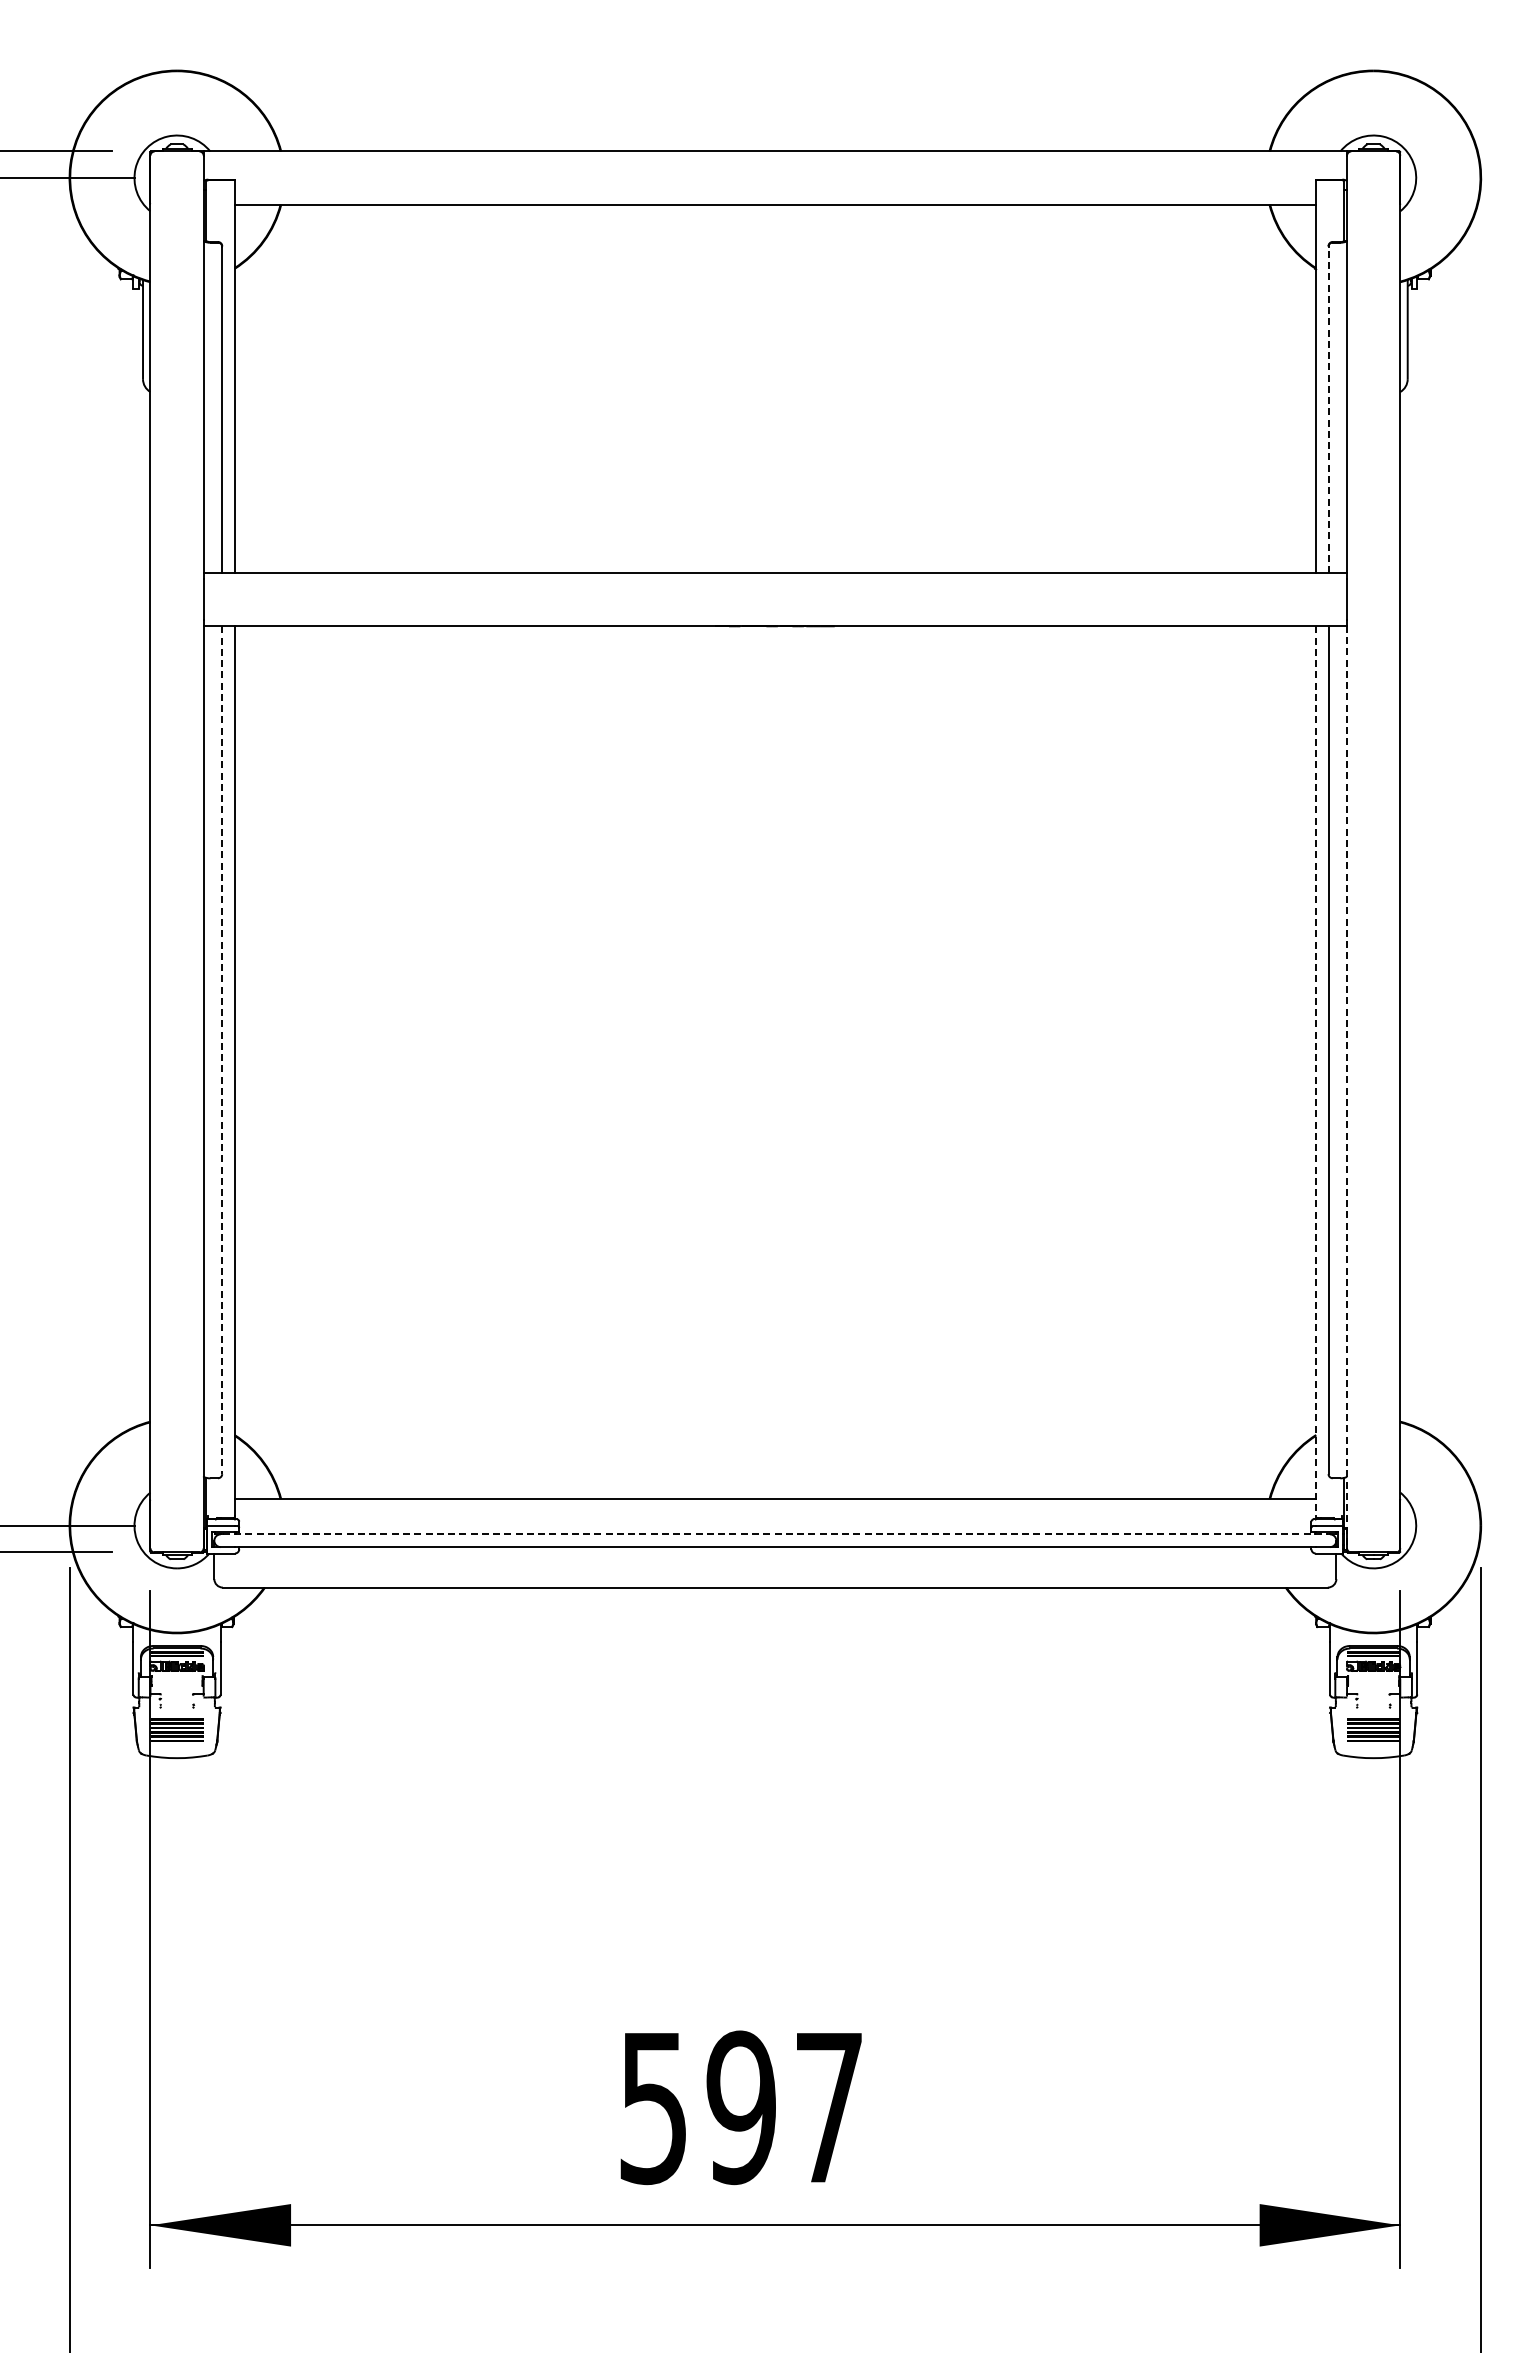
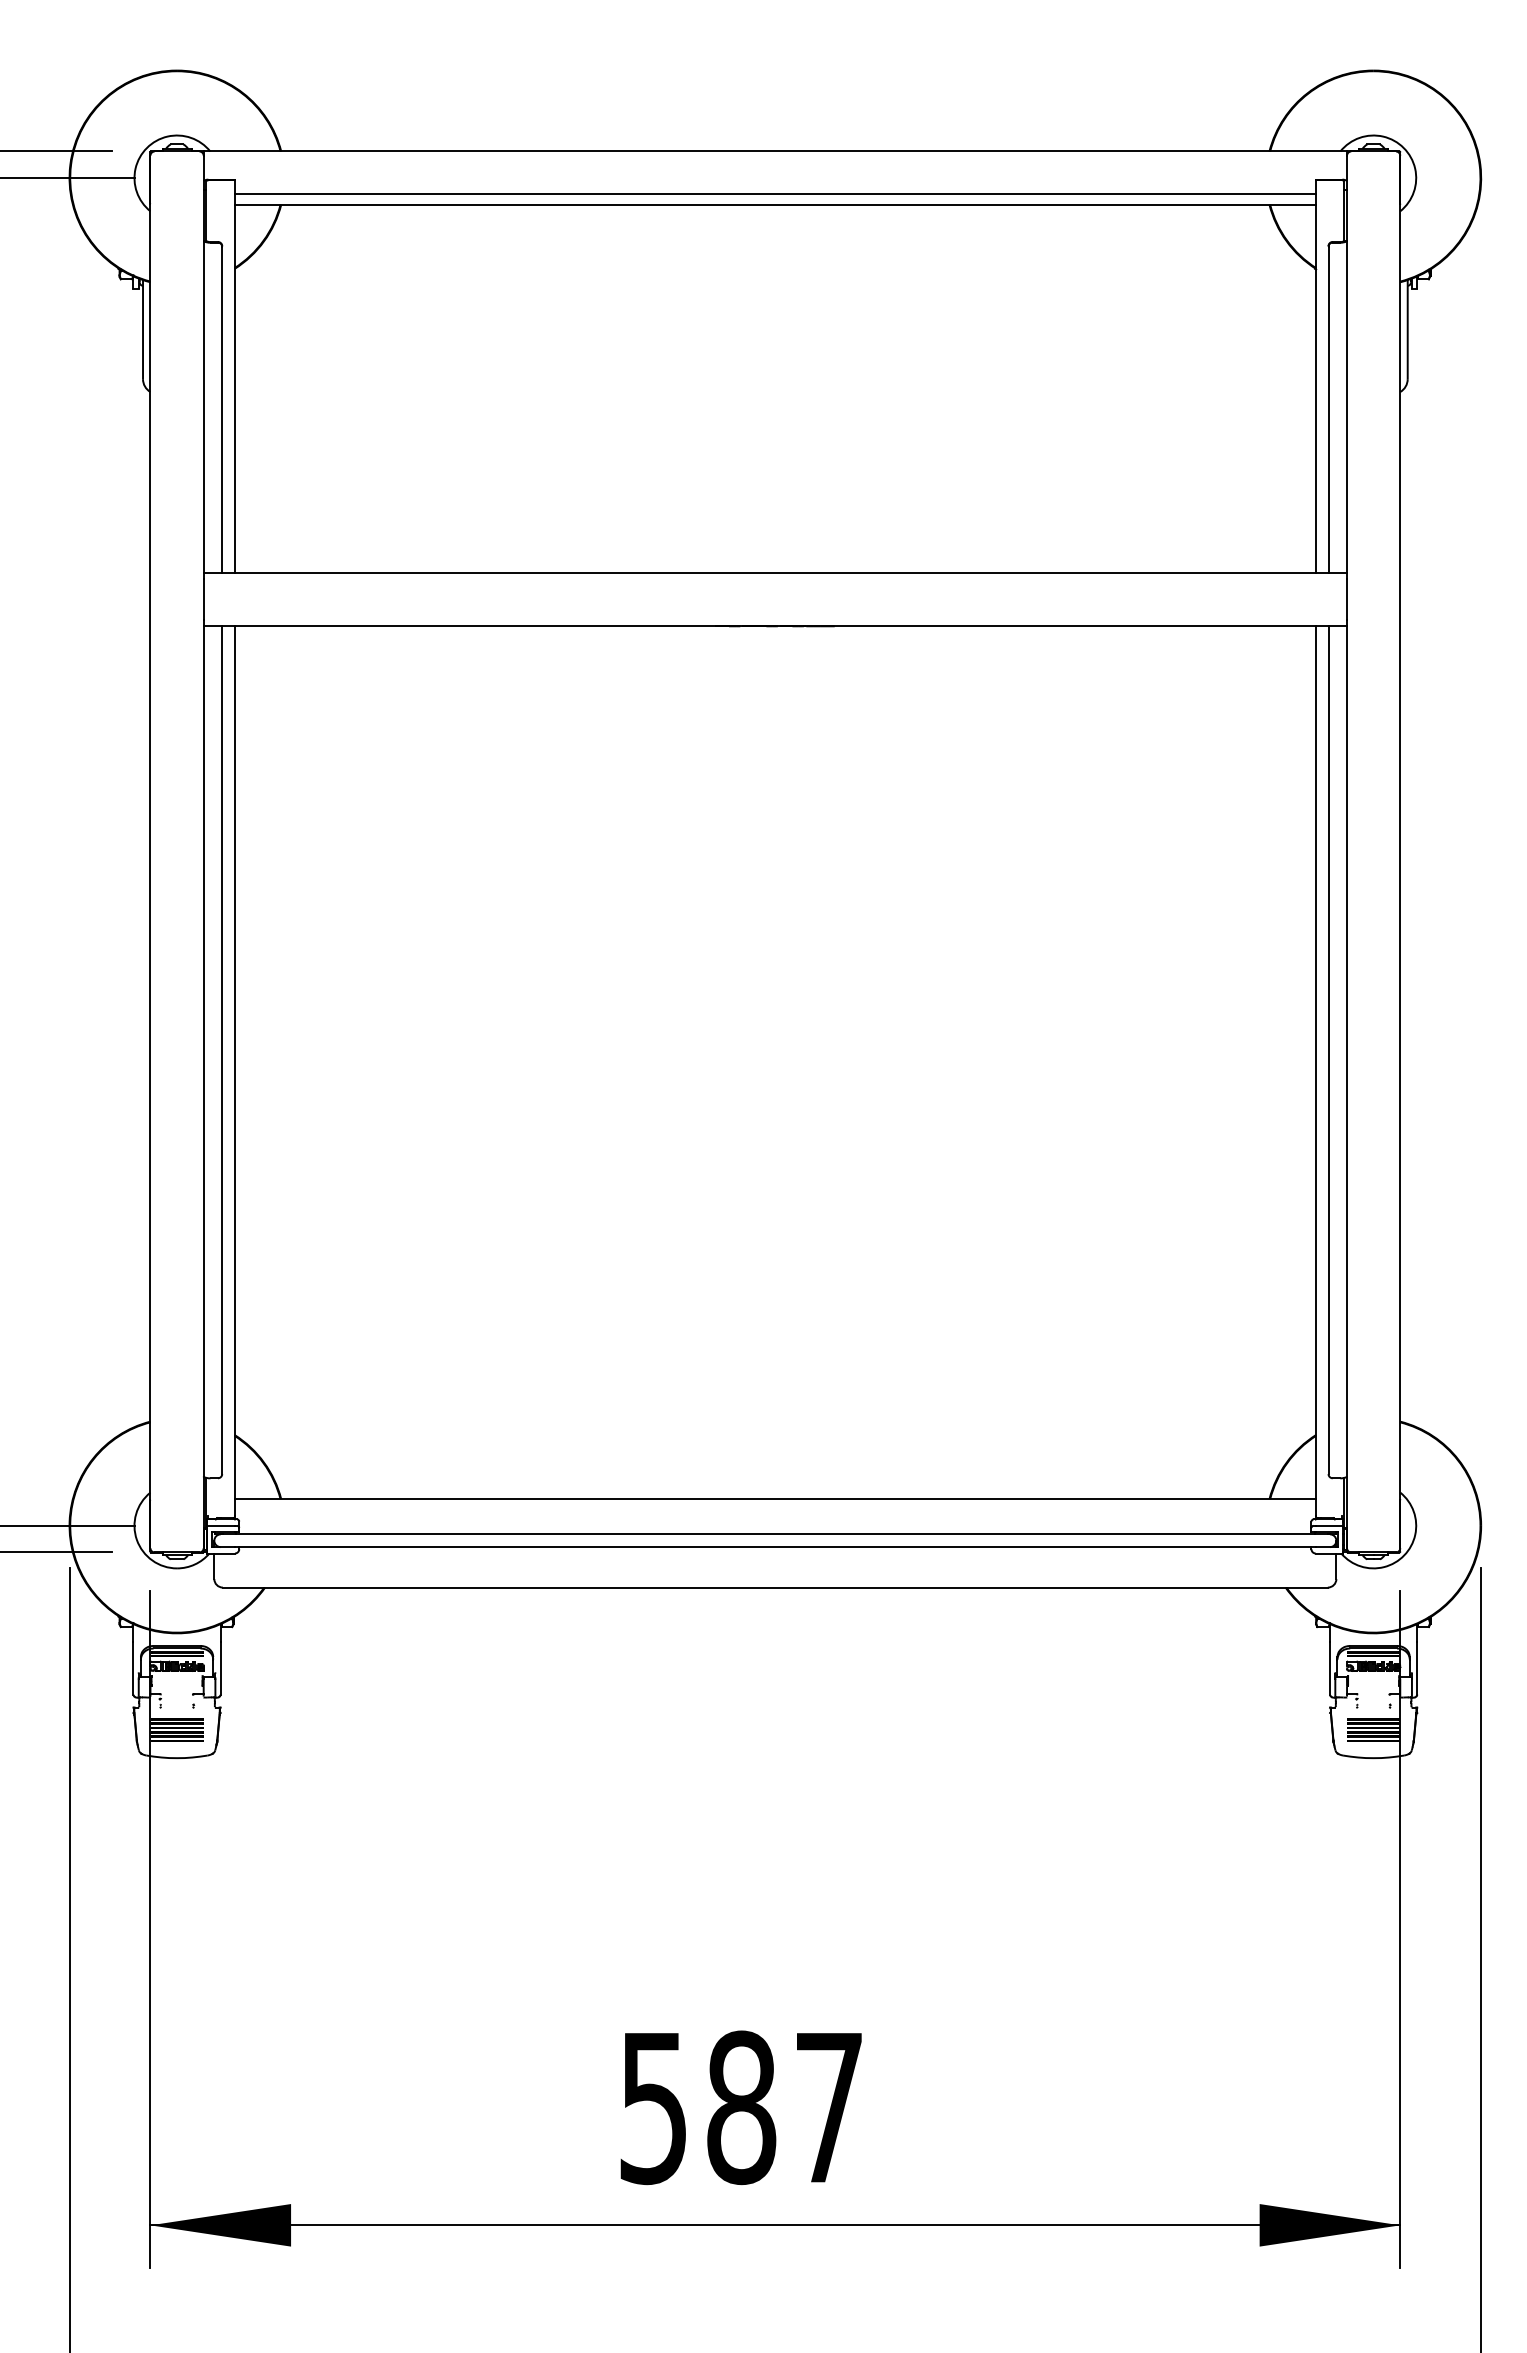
line: none -> present (775, 194)
line: dashed -> solid (1328, 409)
line: dashed -> solid (222, 1050)
line: dashed -> solid (1316, 1071)
line: dashed -> solid (1347, 1087)
line: dashed -> solid (775, 1534)
text: 597 -> 587 (741, 2107)
